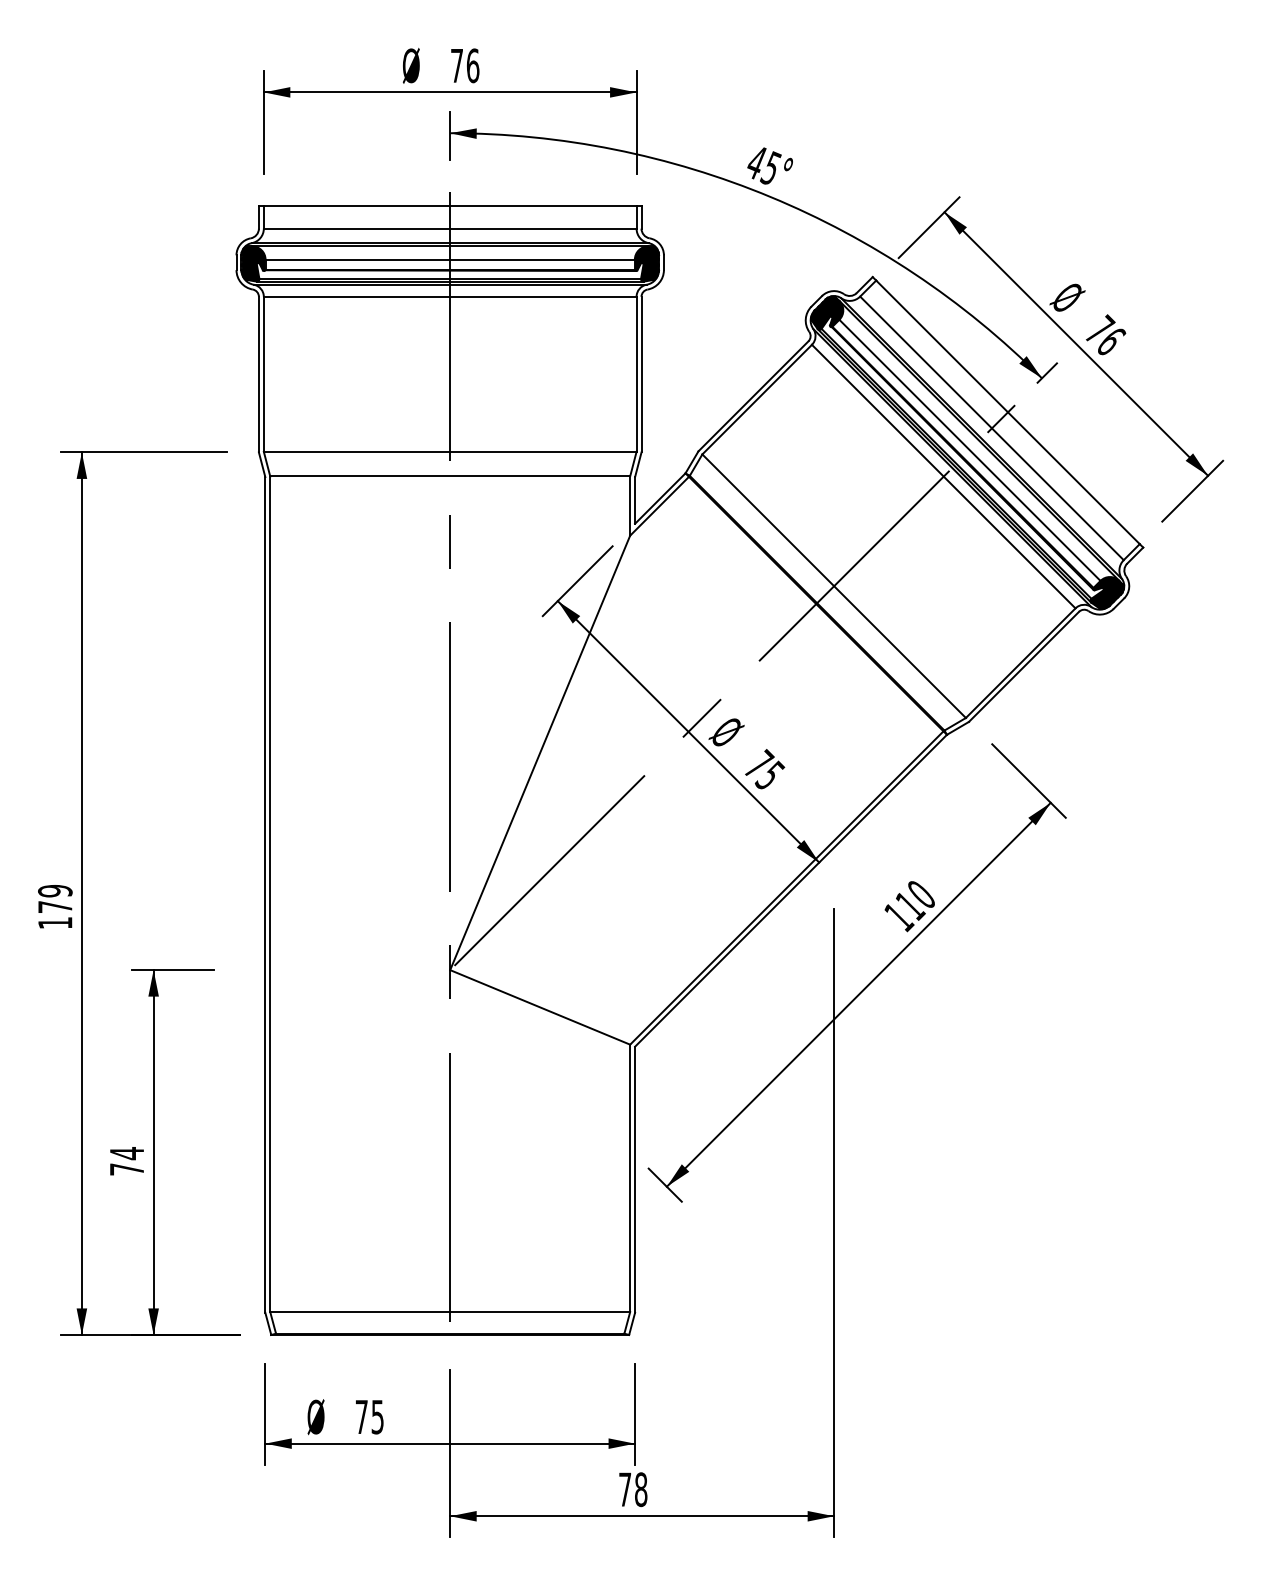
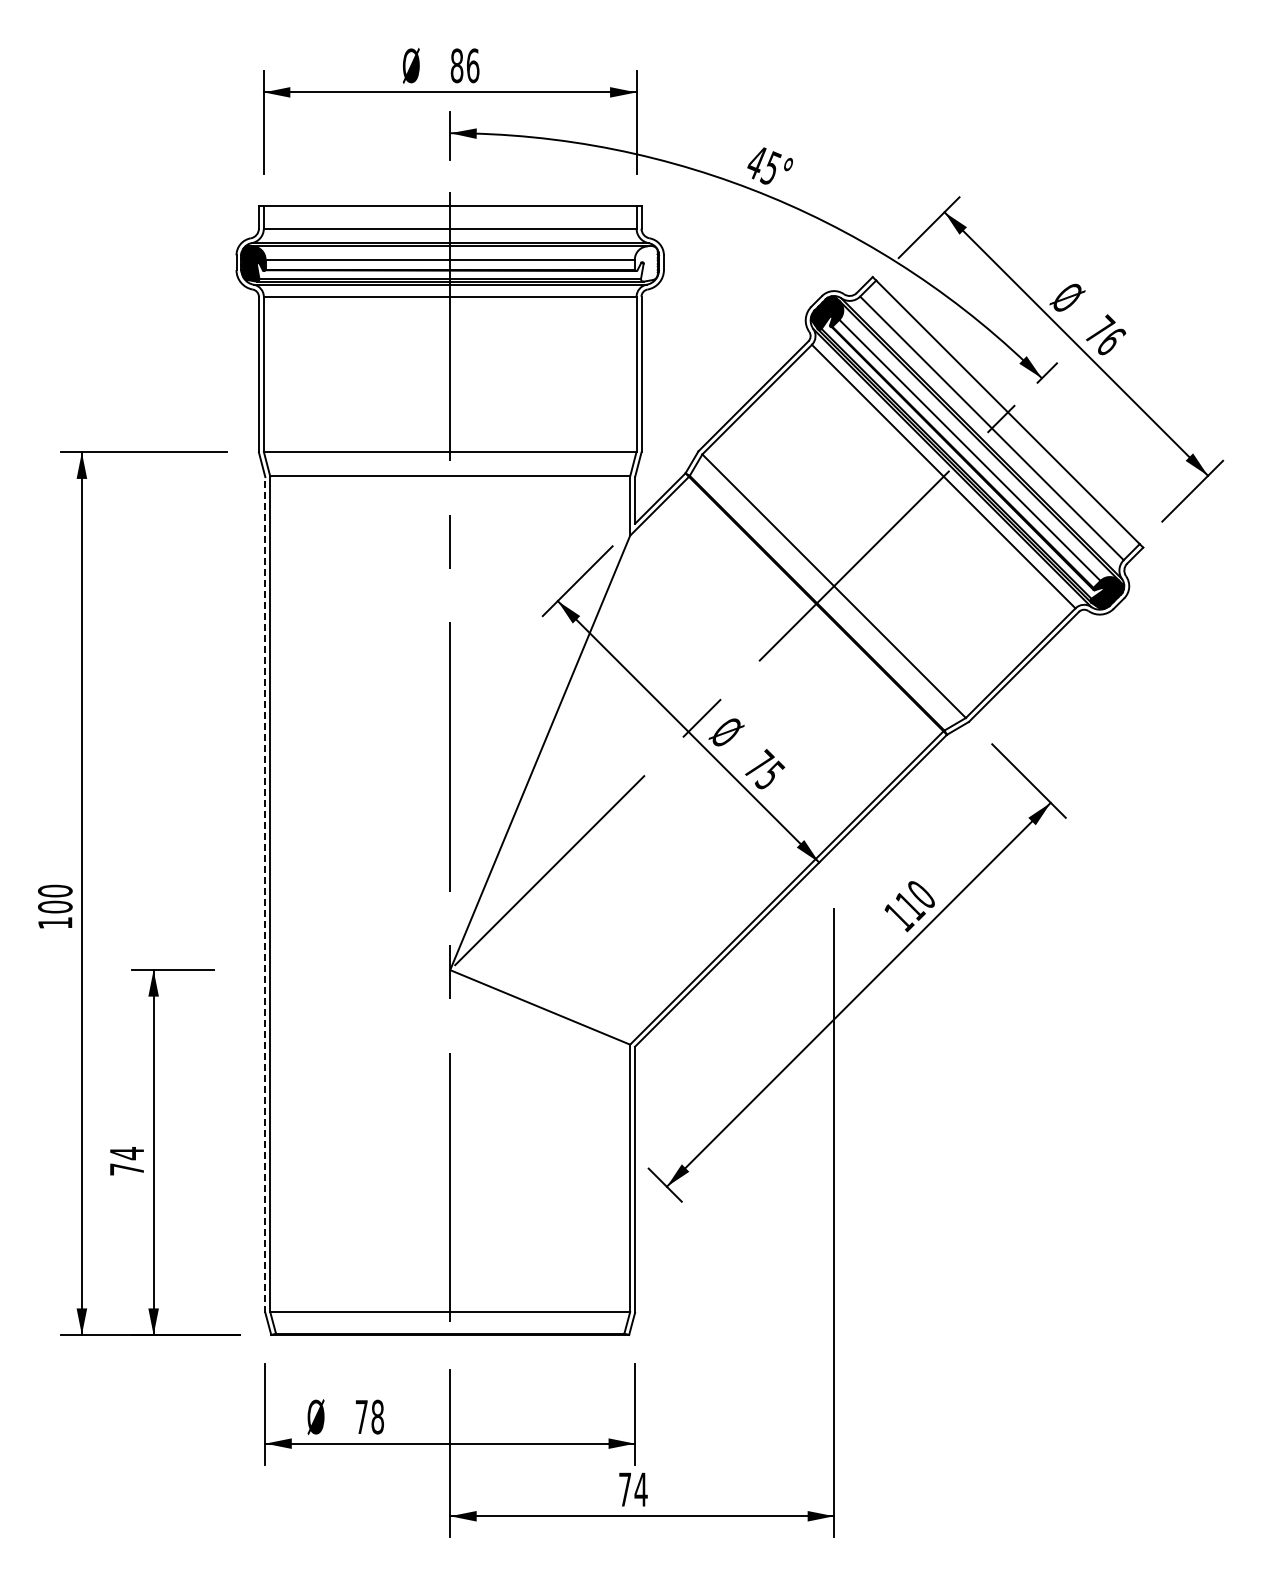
text: 76 -> 86 (456, 65)
fill: present -> none (646, 263)
line: solid -> dashed (265, 894)
text: 179 -> 100 (55, 898)
text: 75 -> 78 (377, 1416)
text: 78 -> 74 (640, 1489)
